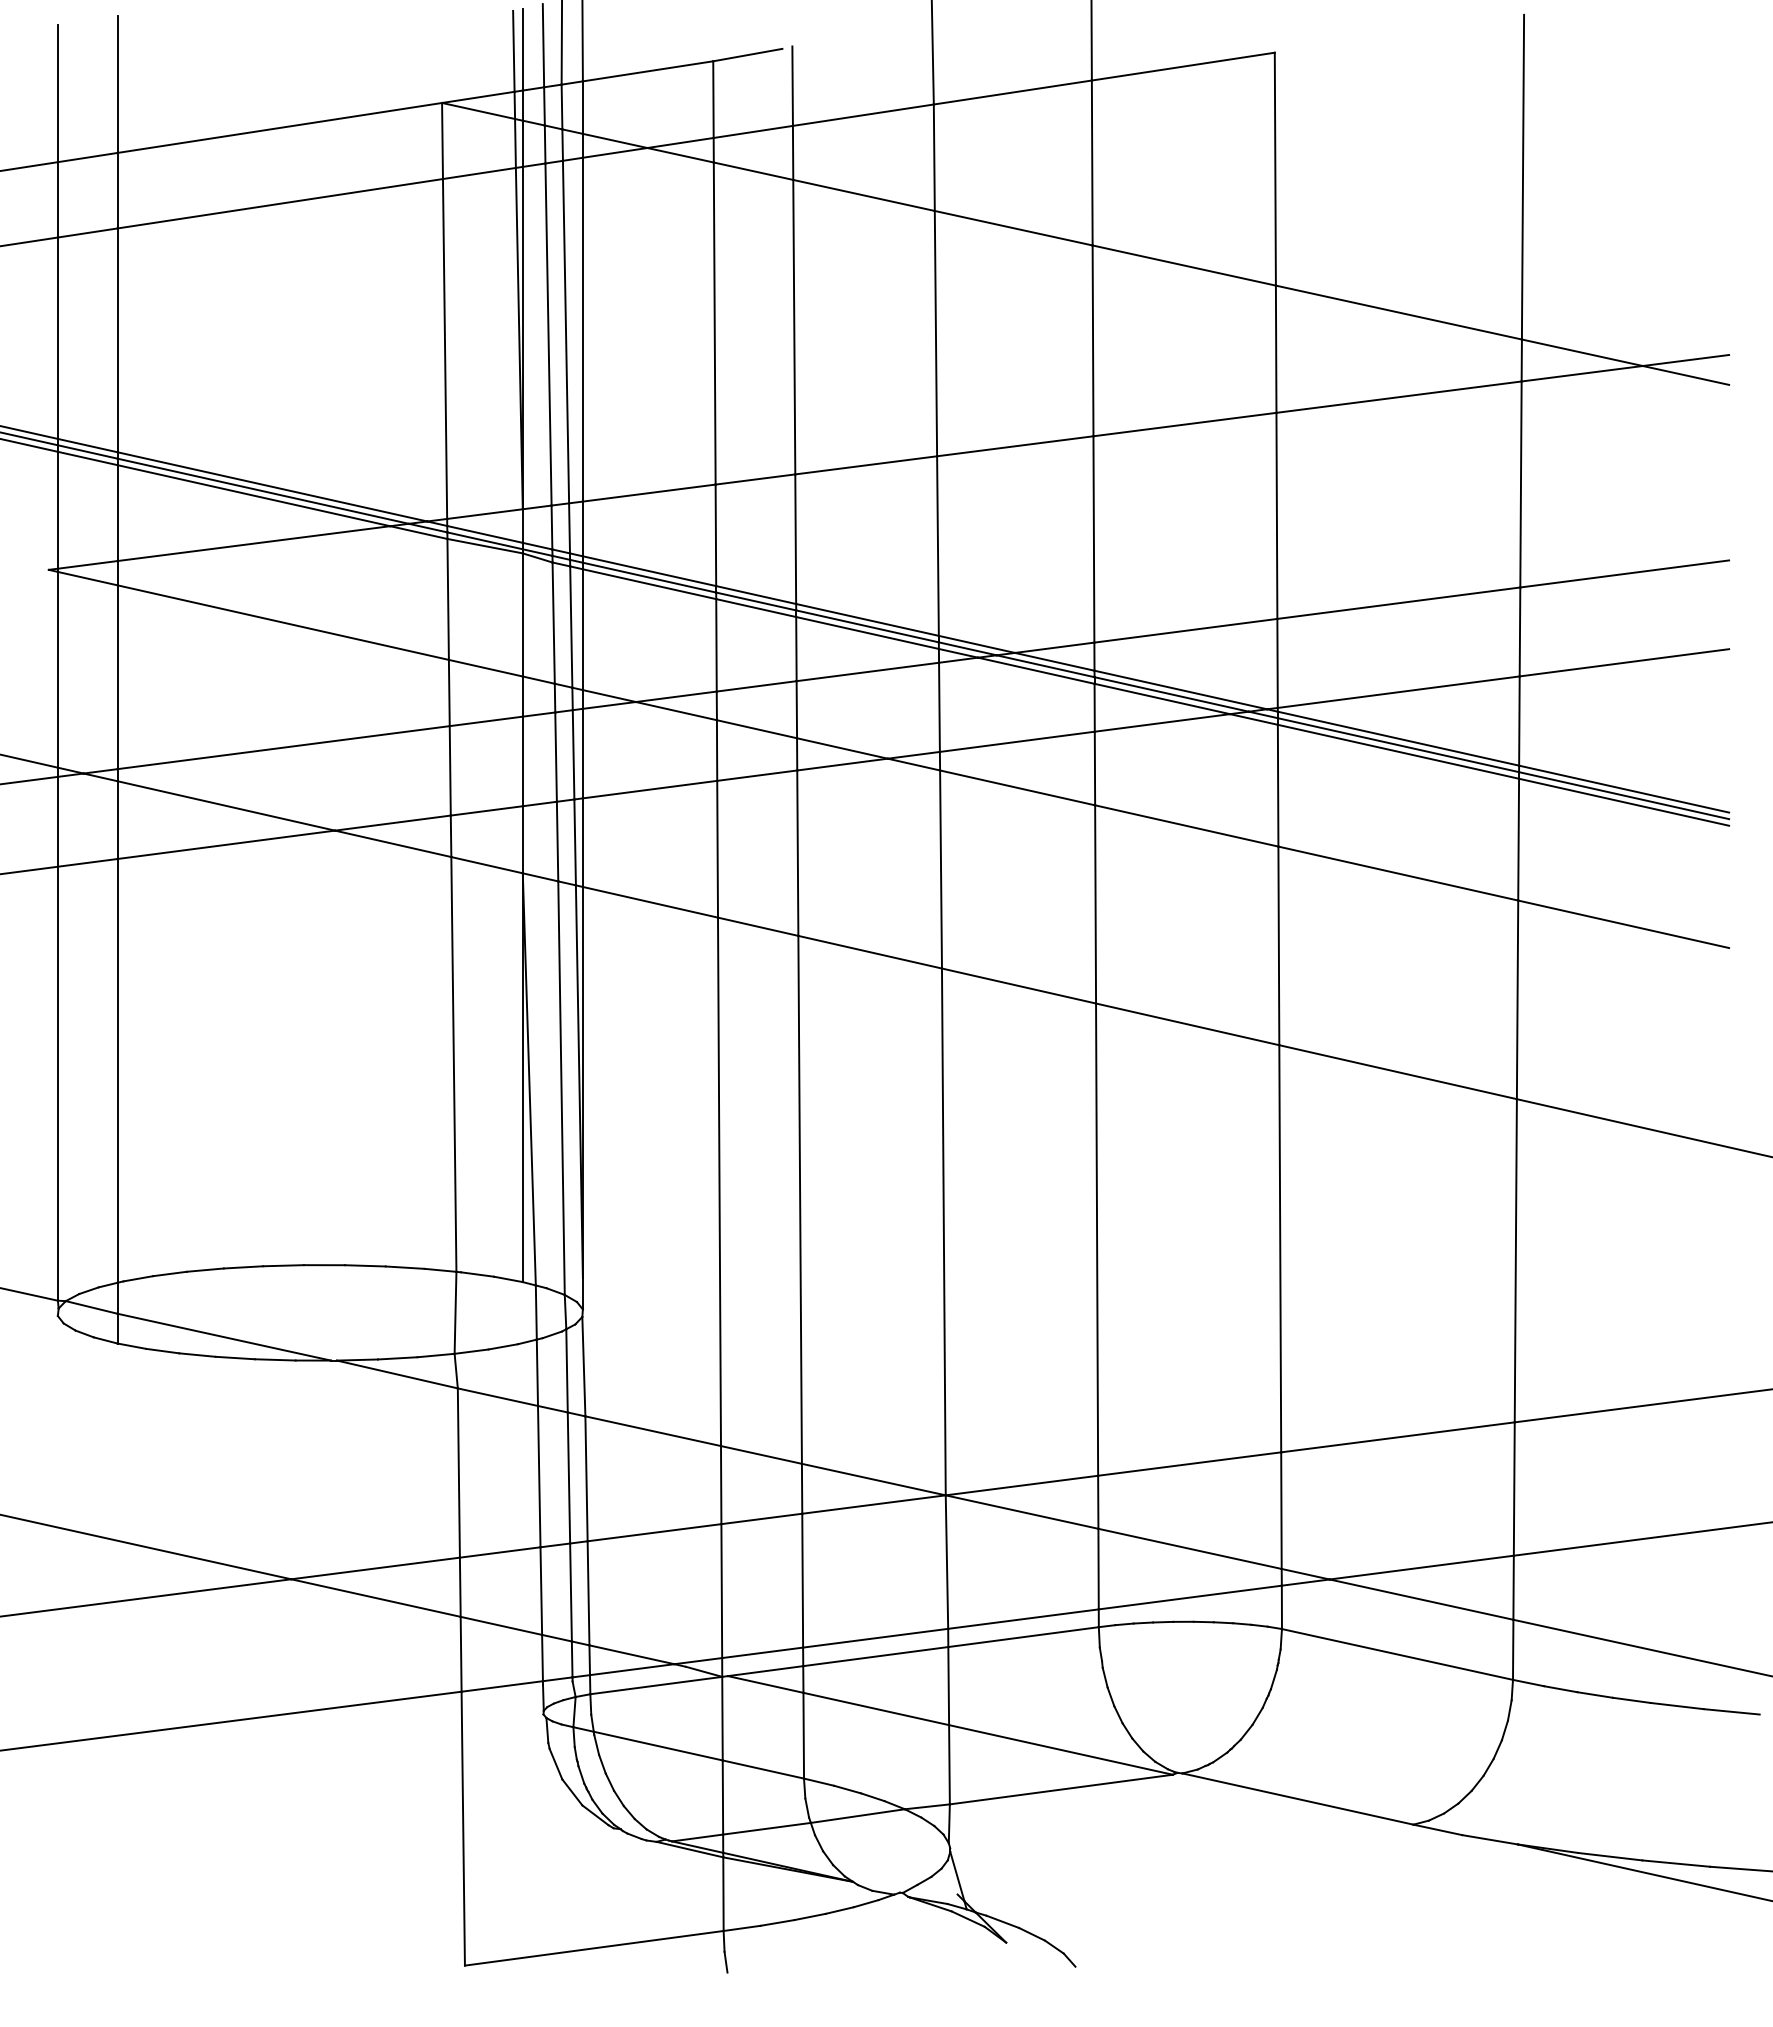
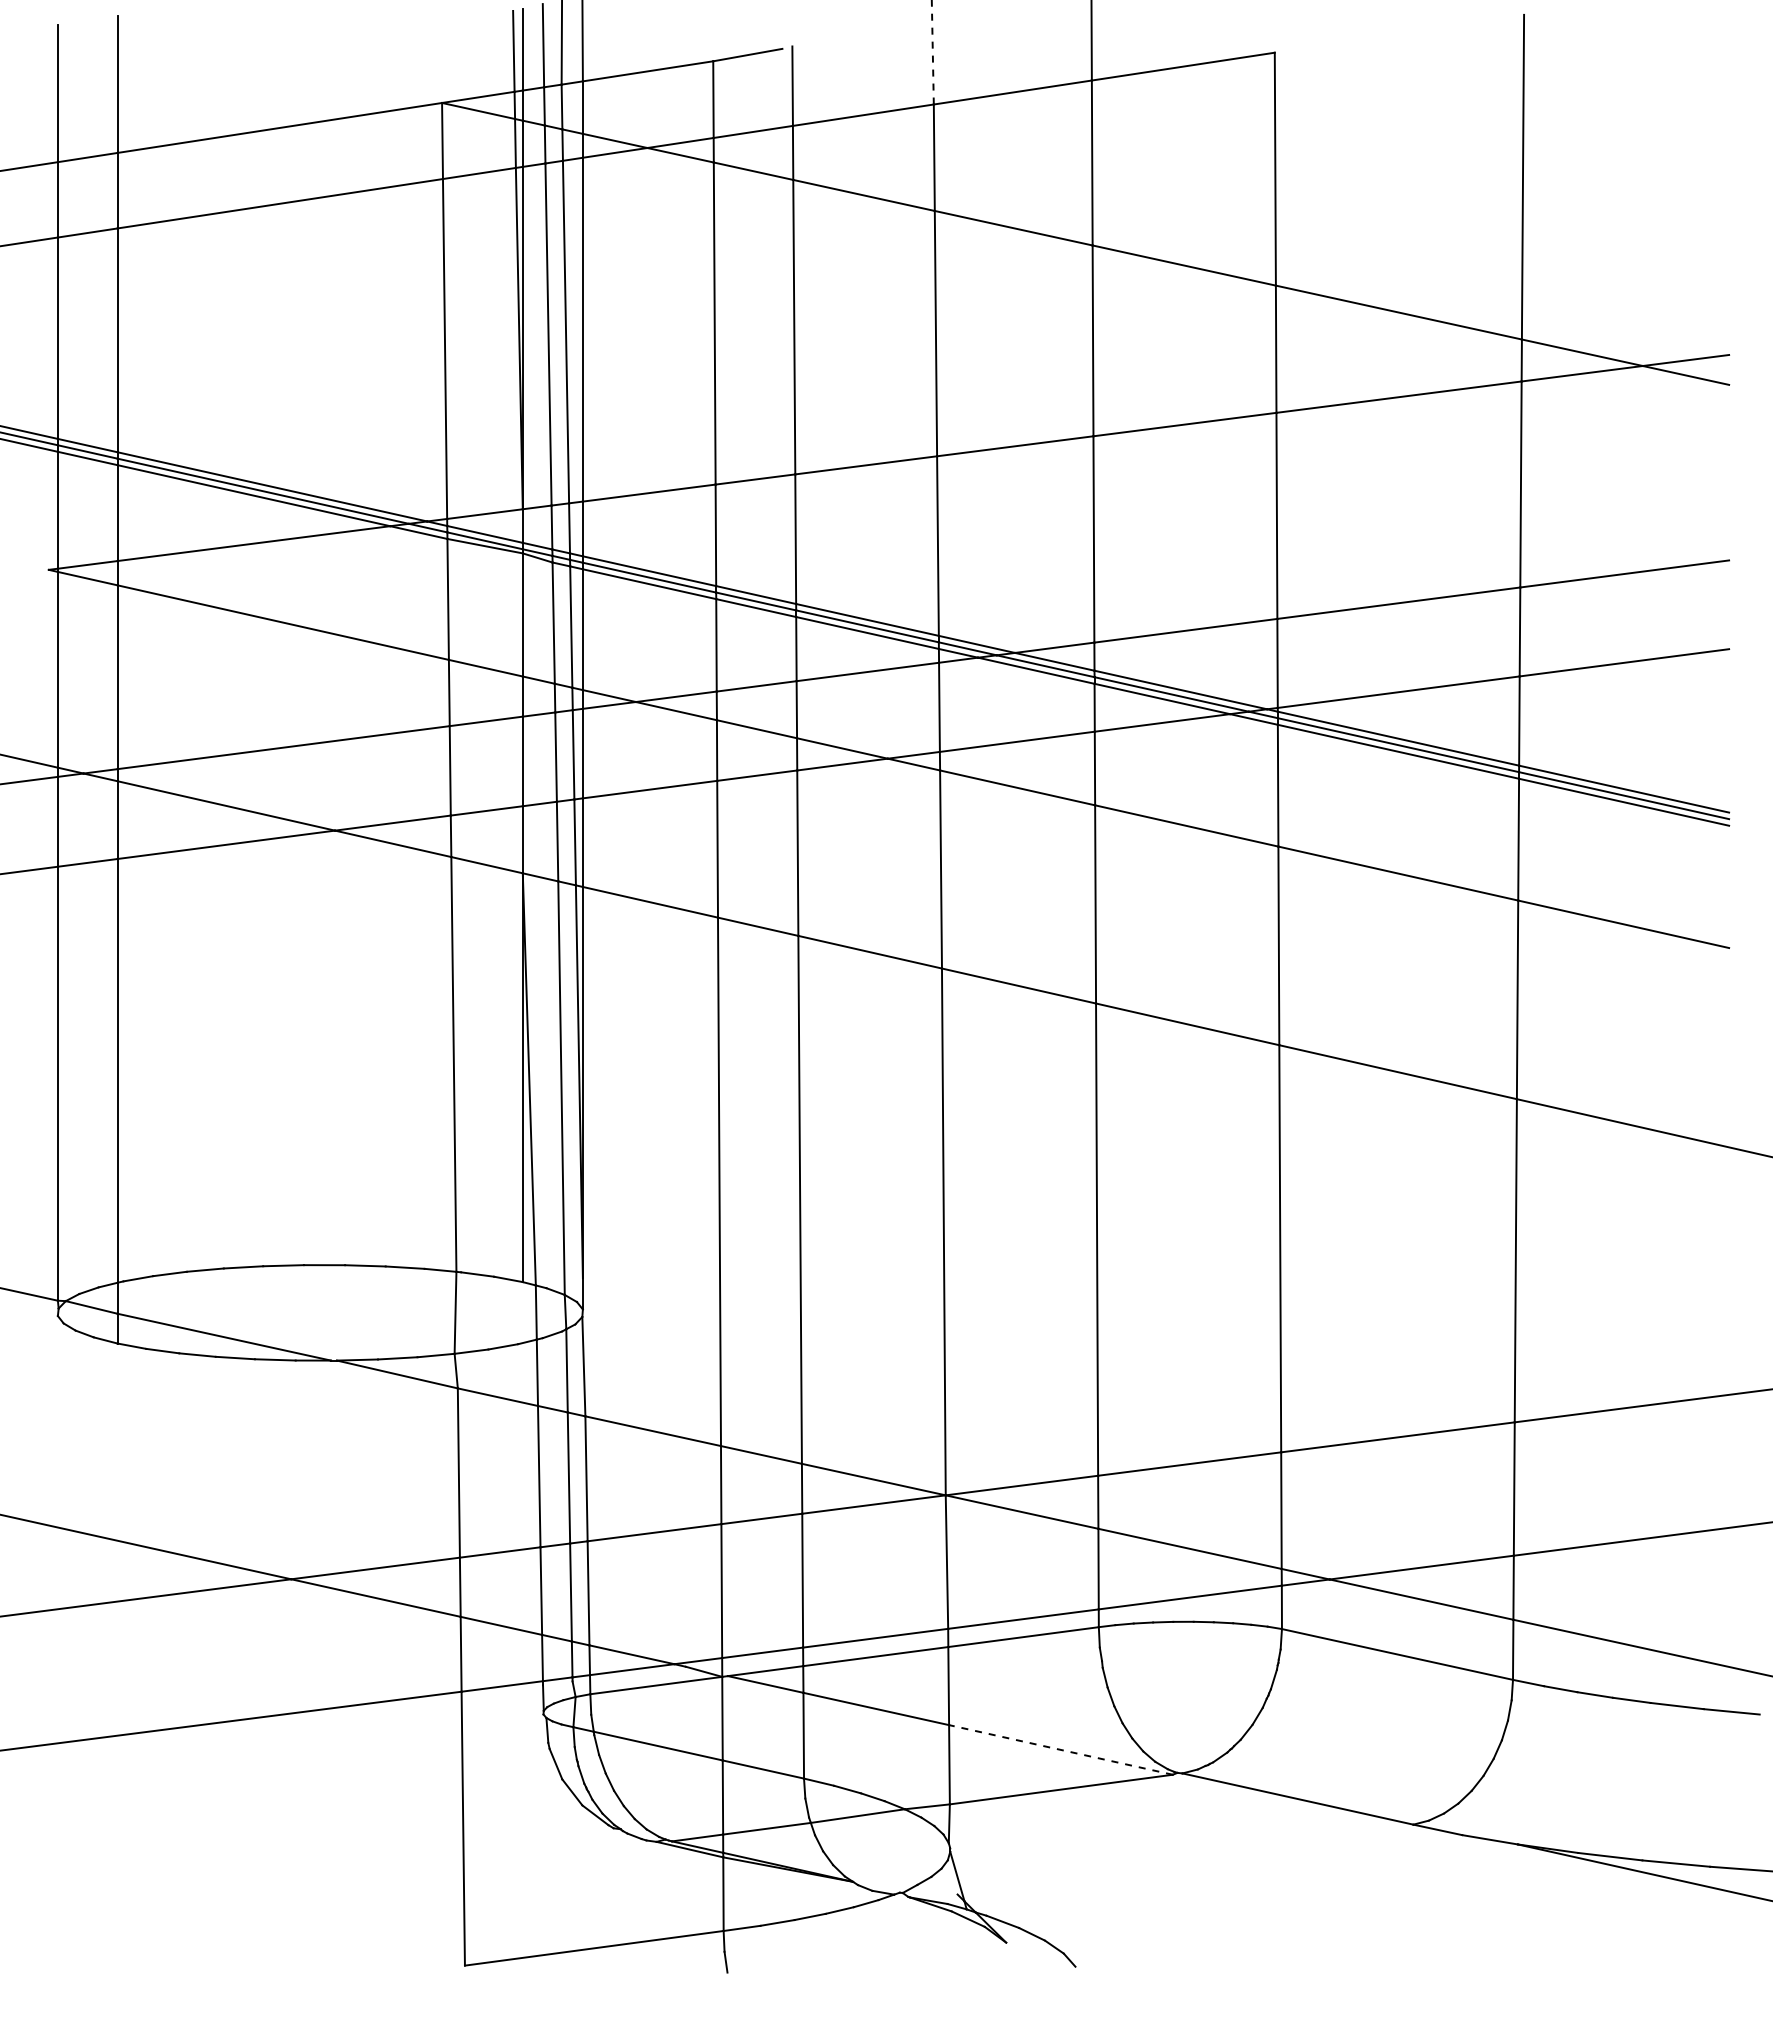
line: solid -> dashed (932, 51)
line: solid -> dashed (1060, 1749)
